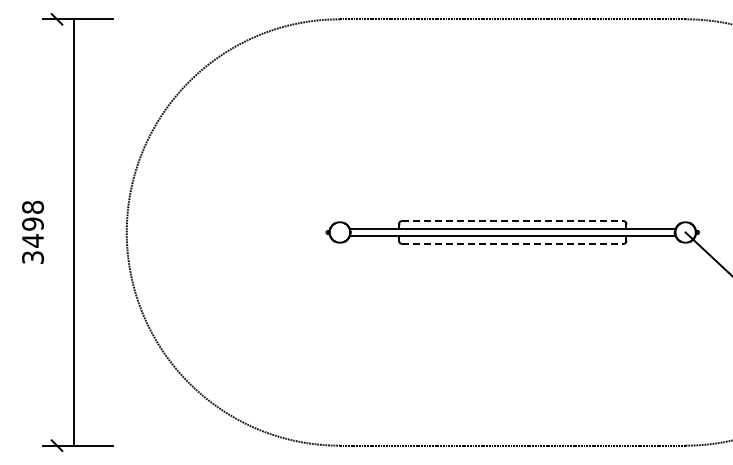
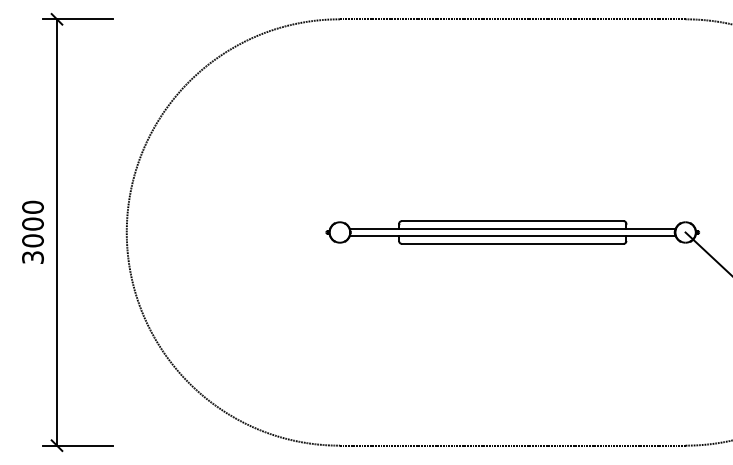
line: dashed -> solid (512, 221)
text: 3498 -> 3000 (32, 223)
line position: (74, 232) -> (57, 232) (57, 232)
line: dashed -> solid (512, 243)
